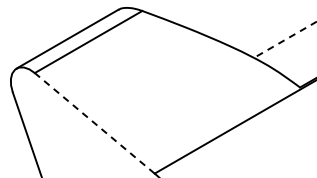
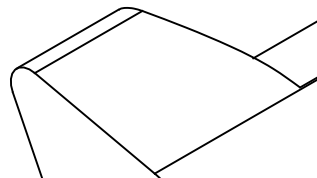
line: dashed -> solid (284, 40)
line: dashed -> solid (94, 123)
